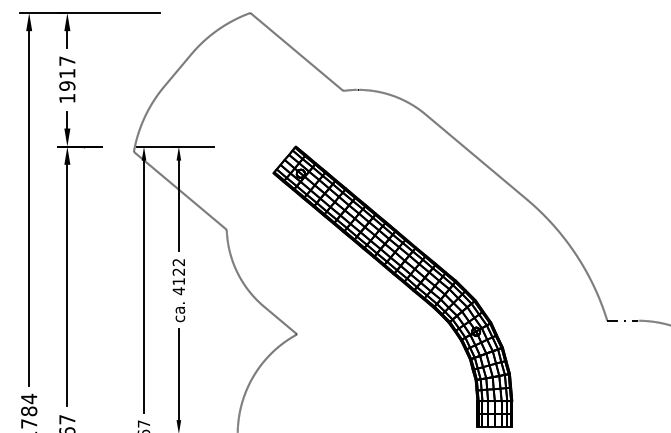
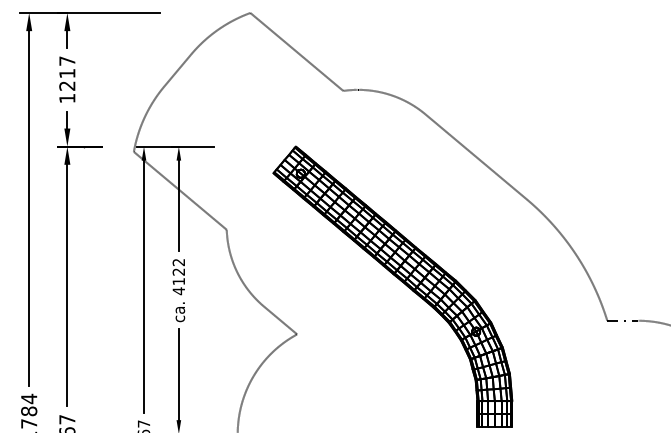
text: 1917 -> 1217 (67, 85)
